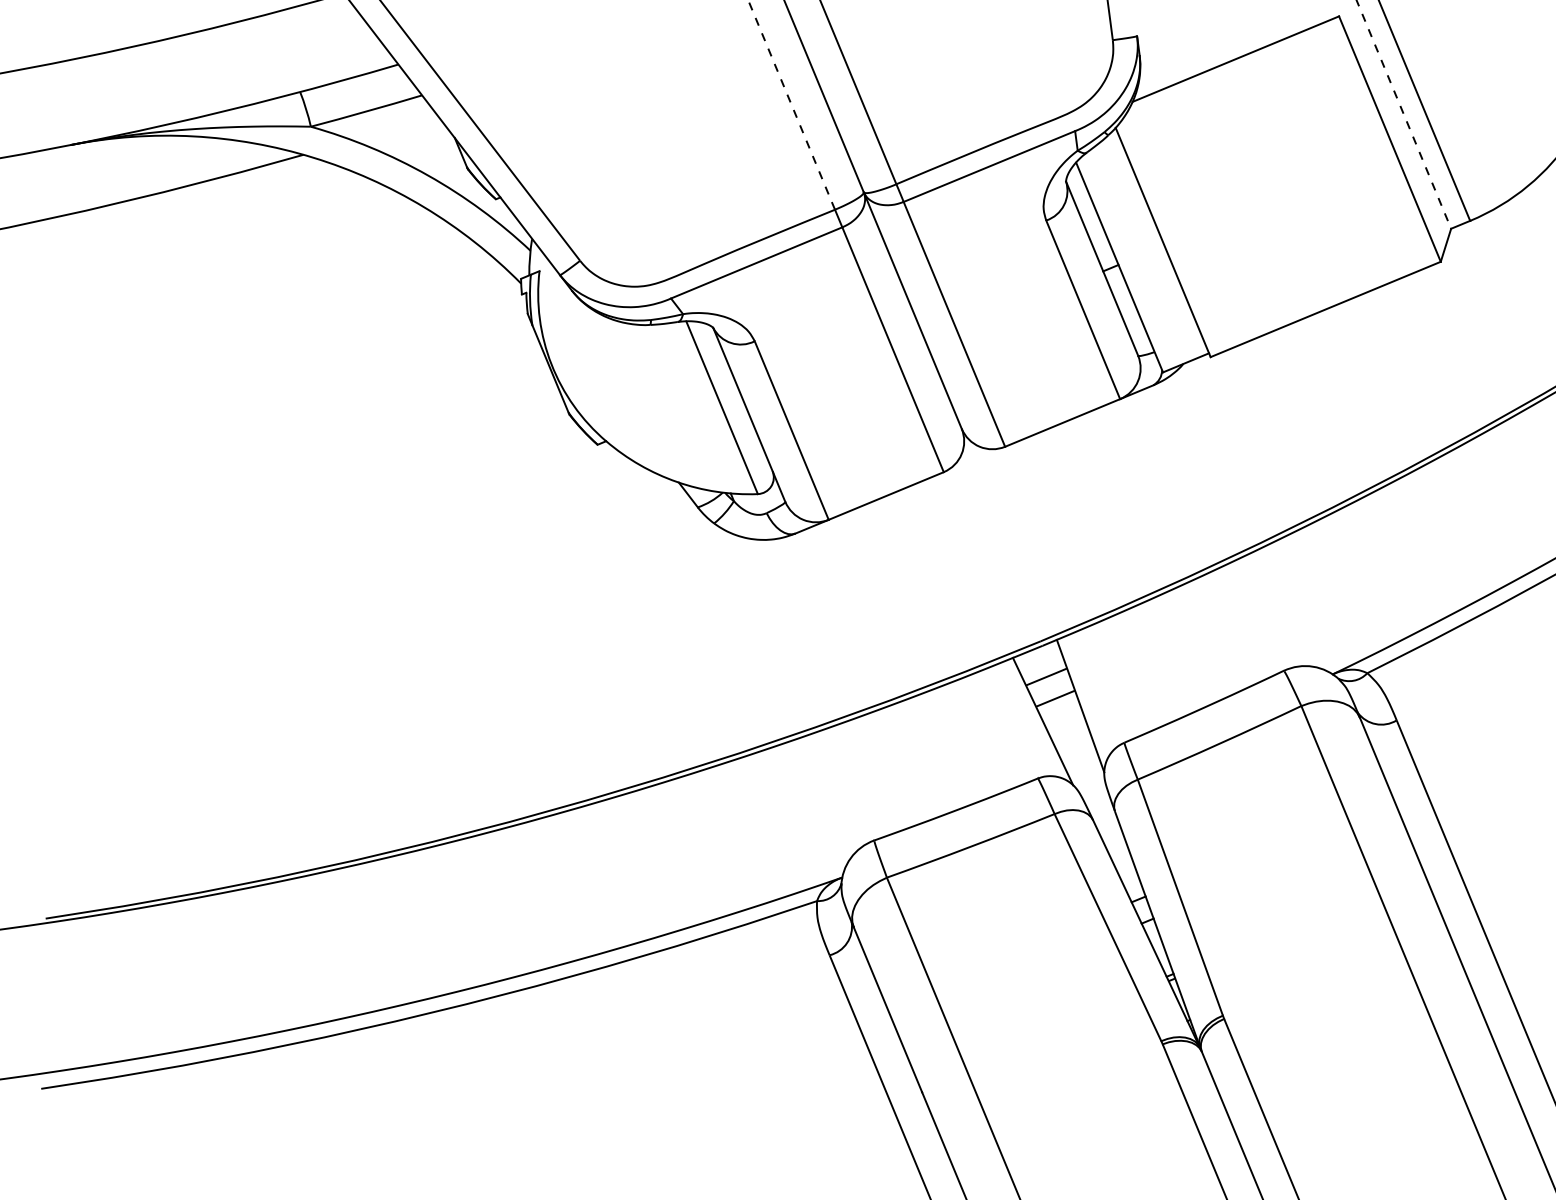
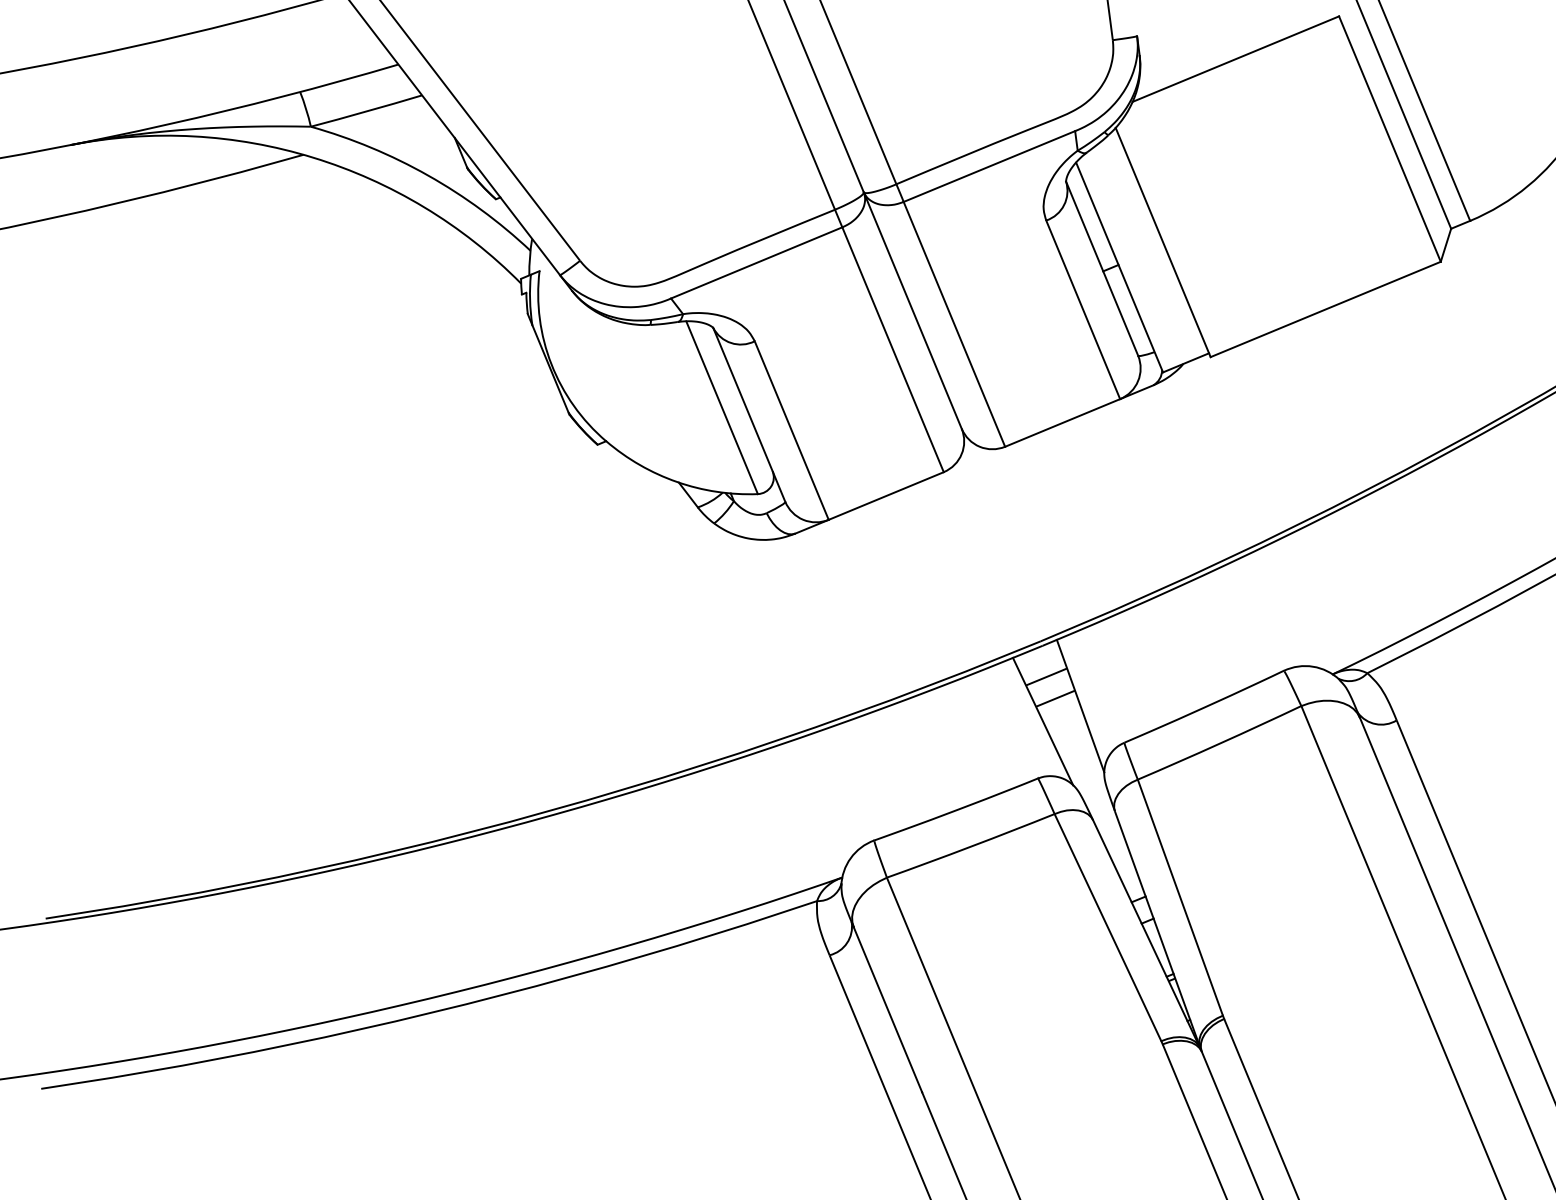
line: dashed -> solid (791, 105)
line: dashed -> solid (1404, 115)
